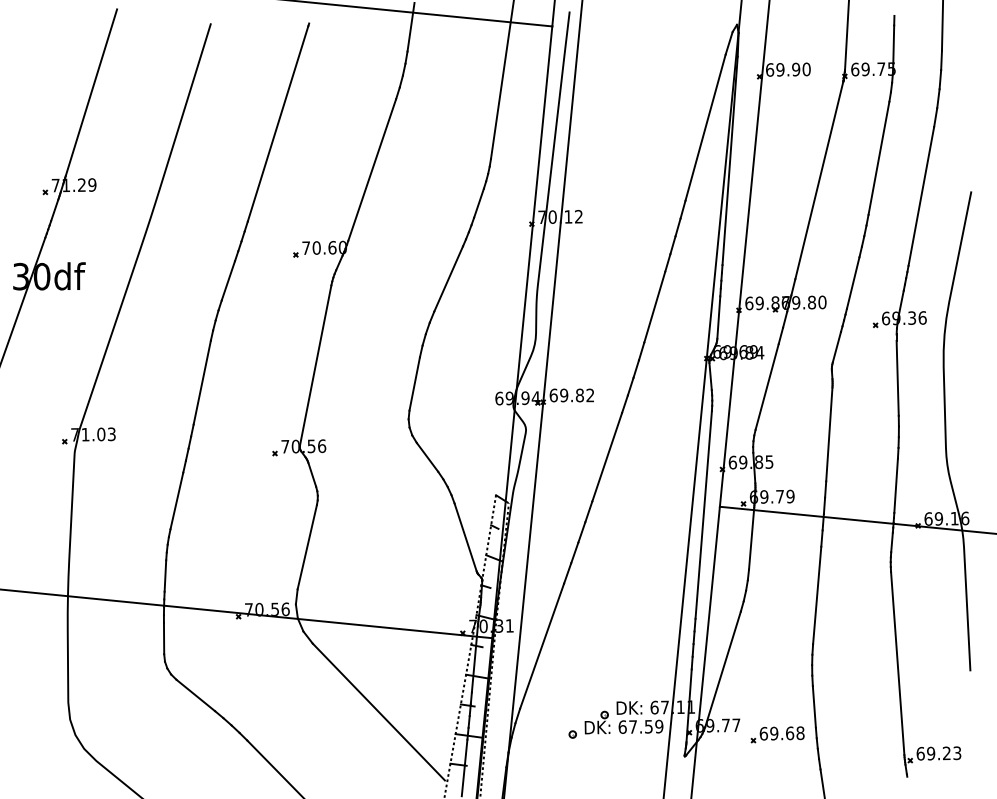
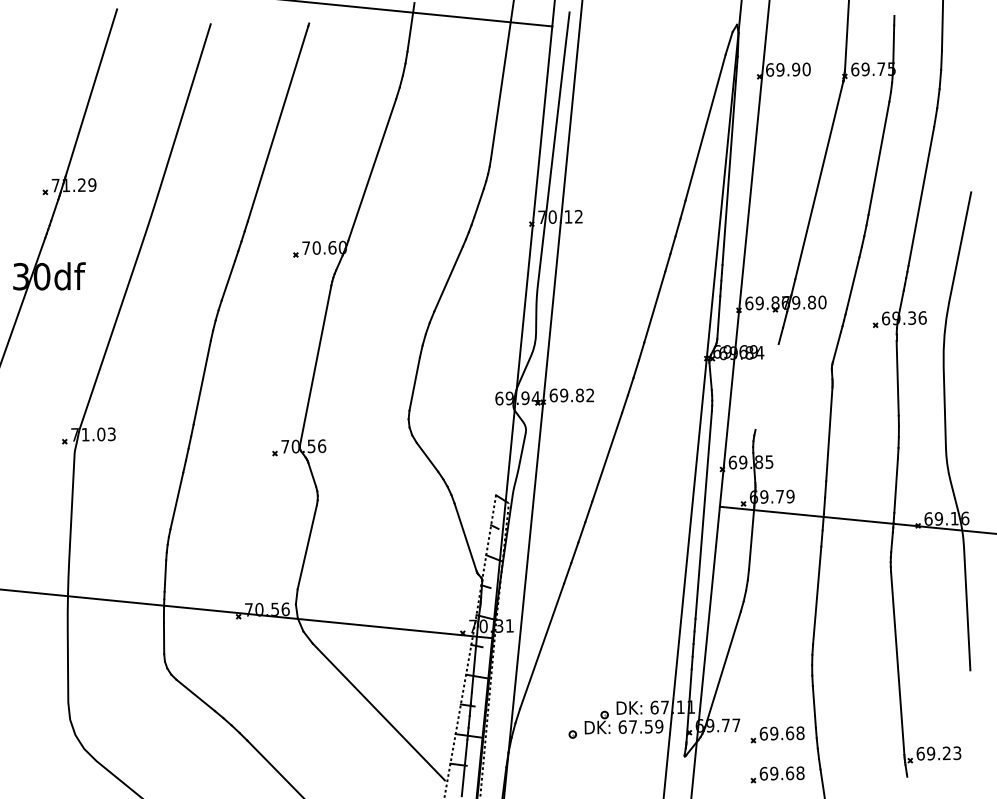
line: present -> none (766, 386)
part: none -> present (777, 774)
